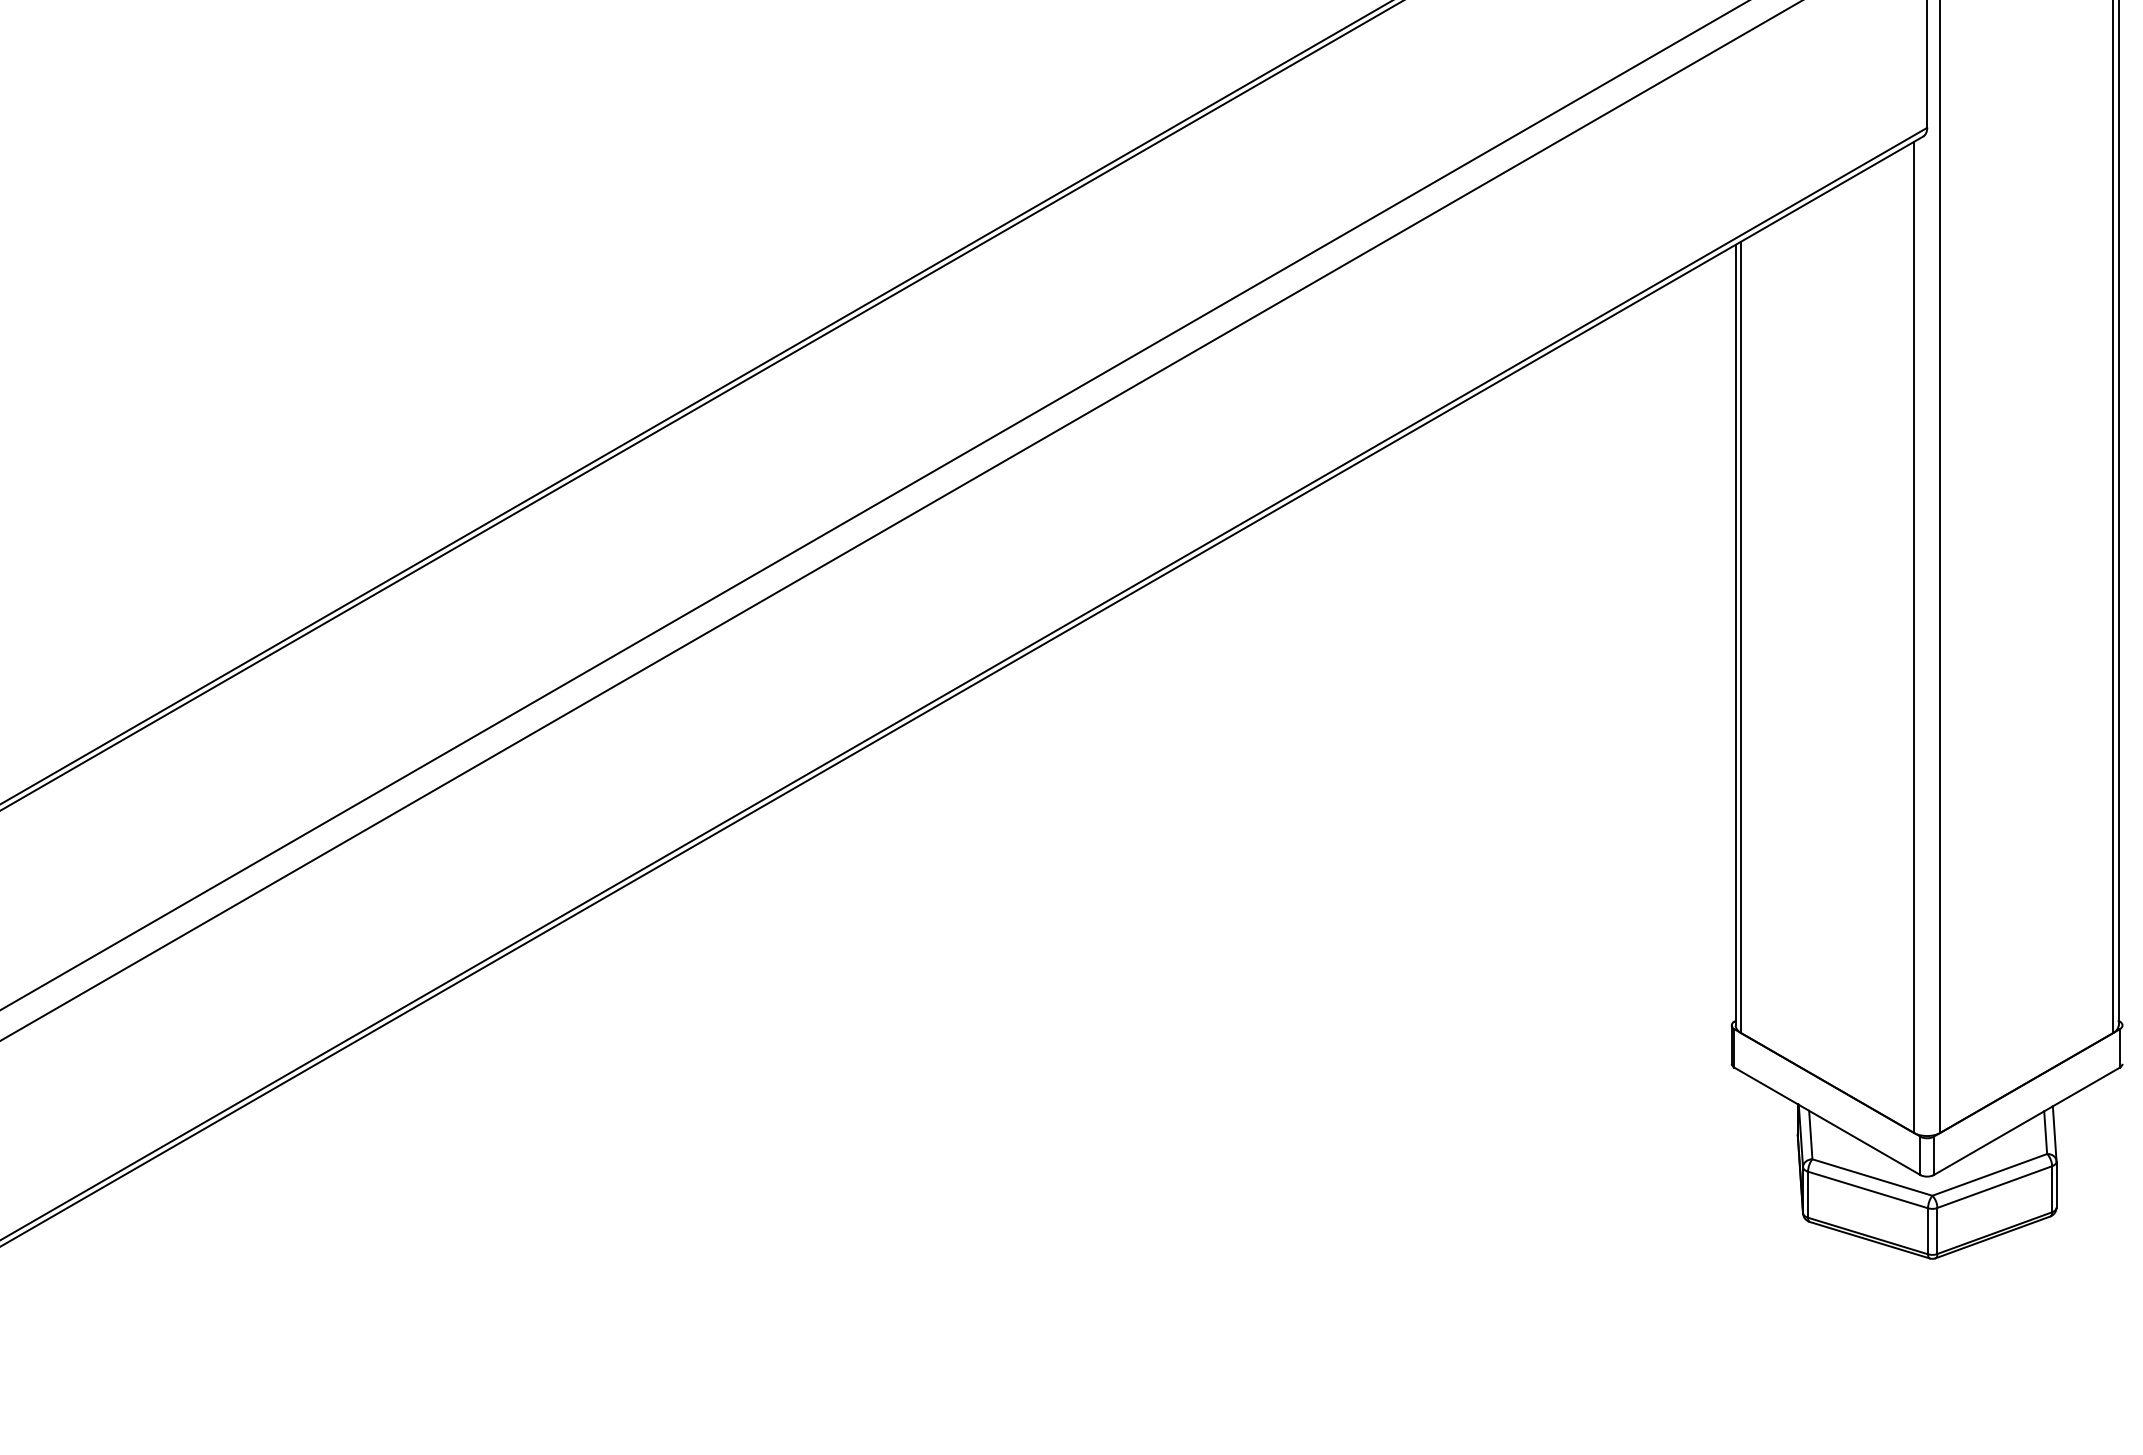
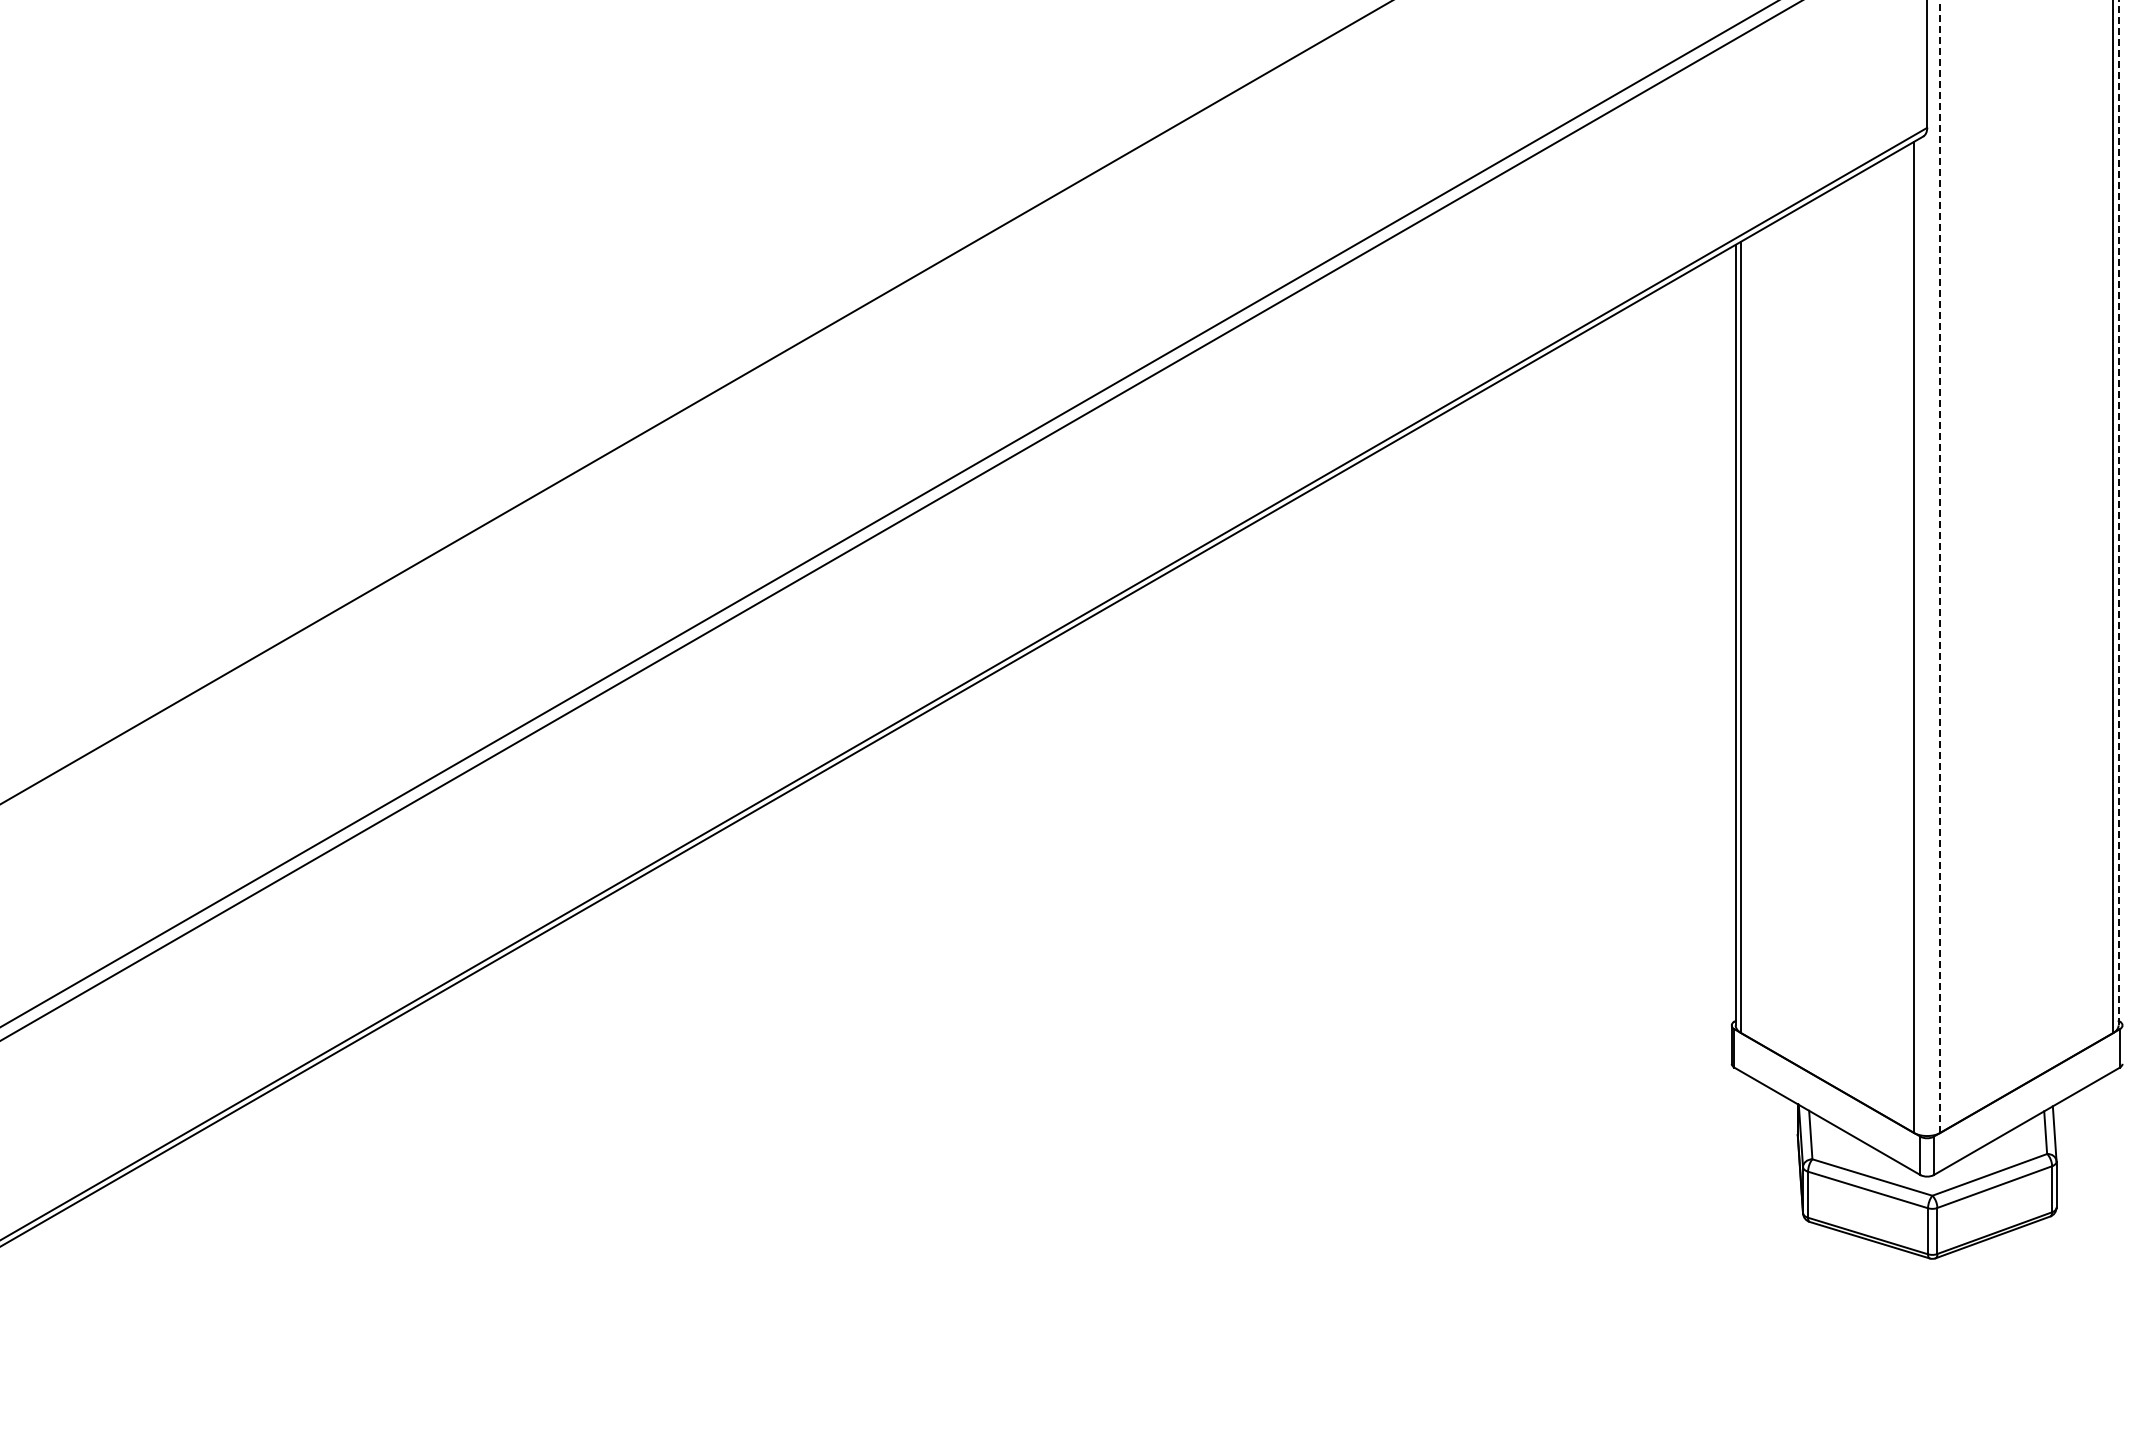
line: present -> none (701, 405)
line position: (874, 505) -> (889, 514) (889, 514)
line: solid -> dashed (2118, 512)
line: solid -> dashed (1940, 566)
